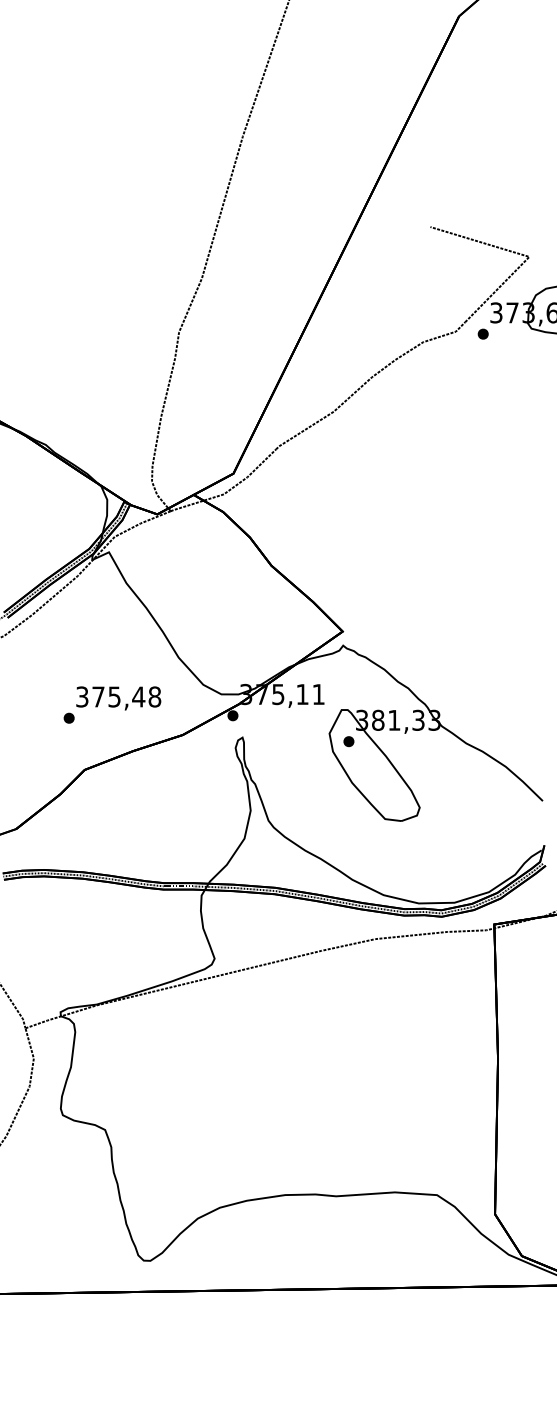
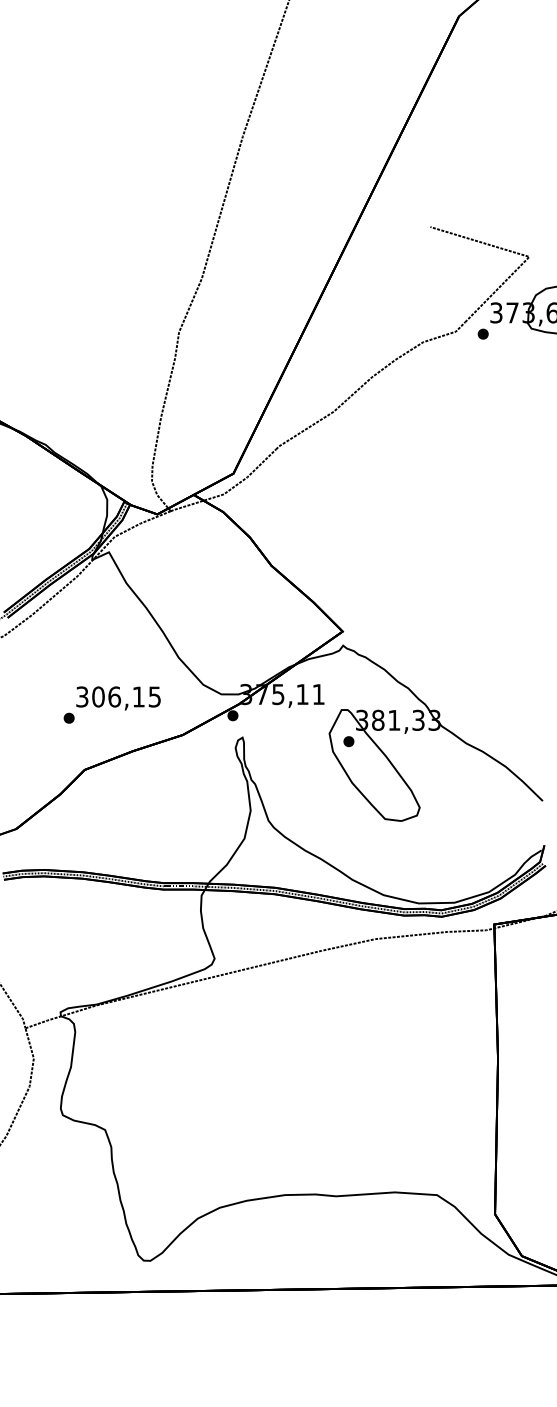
text: 375,48 -> 306,15 (126, 696)
